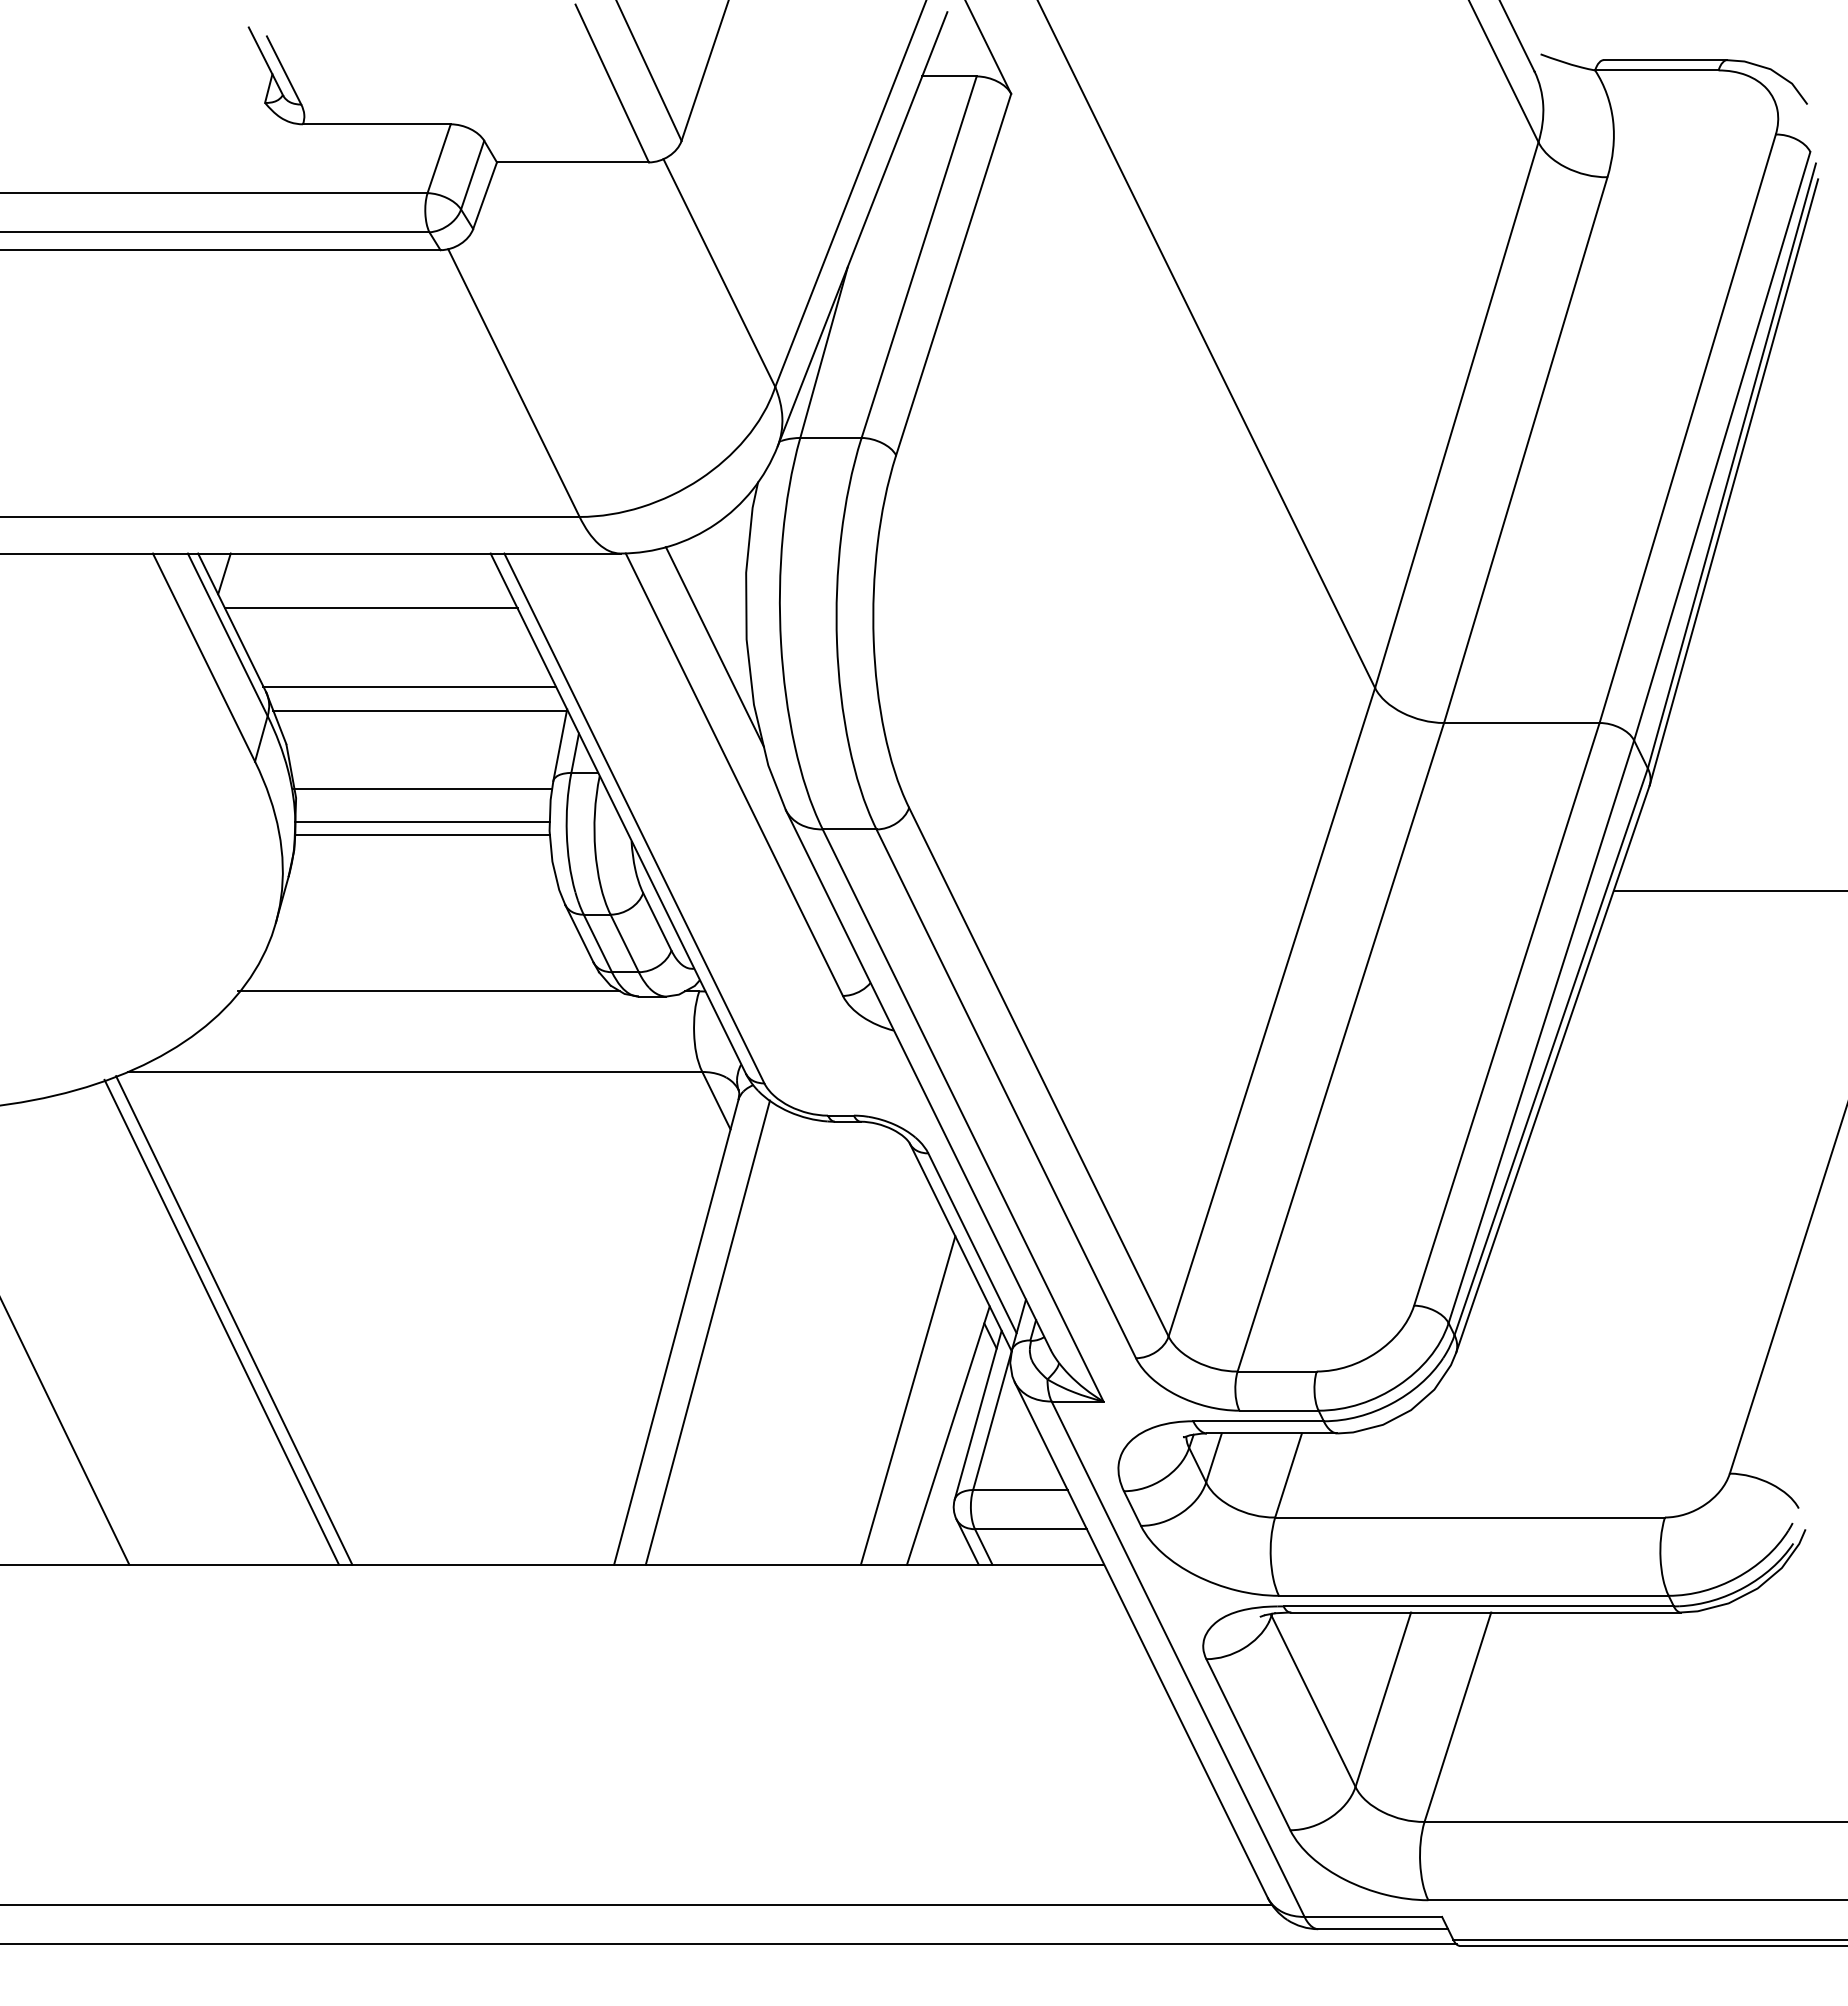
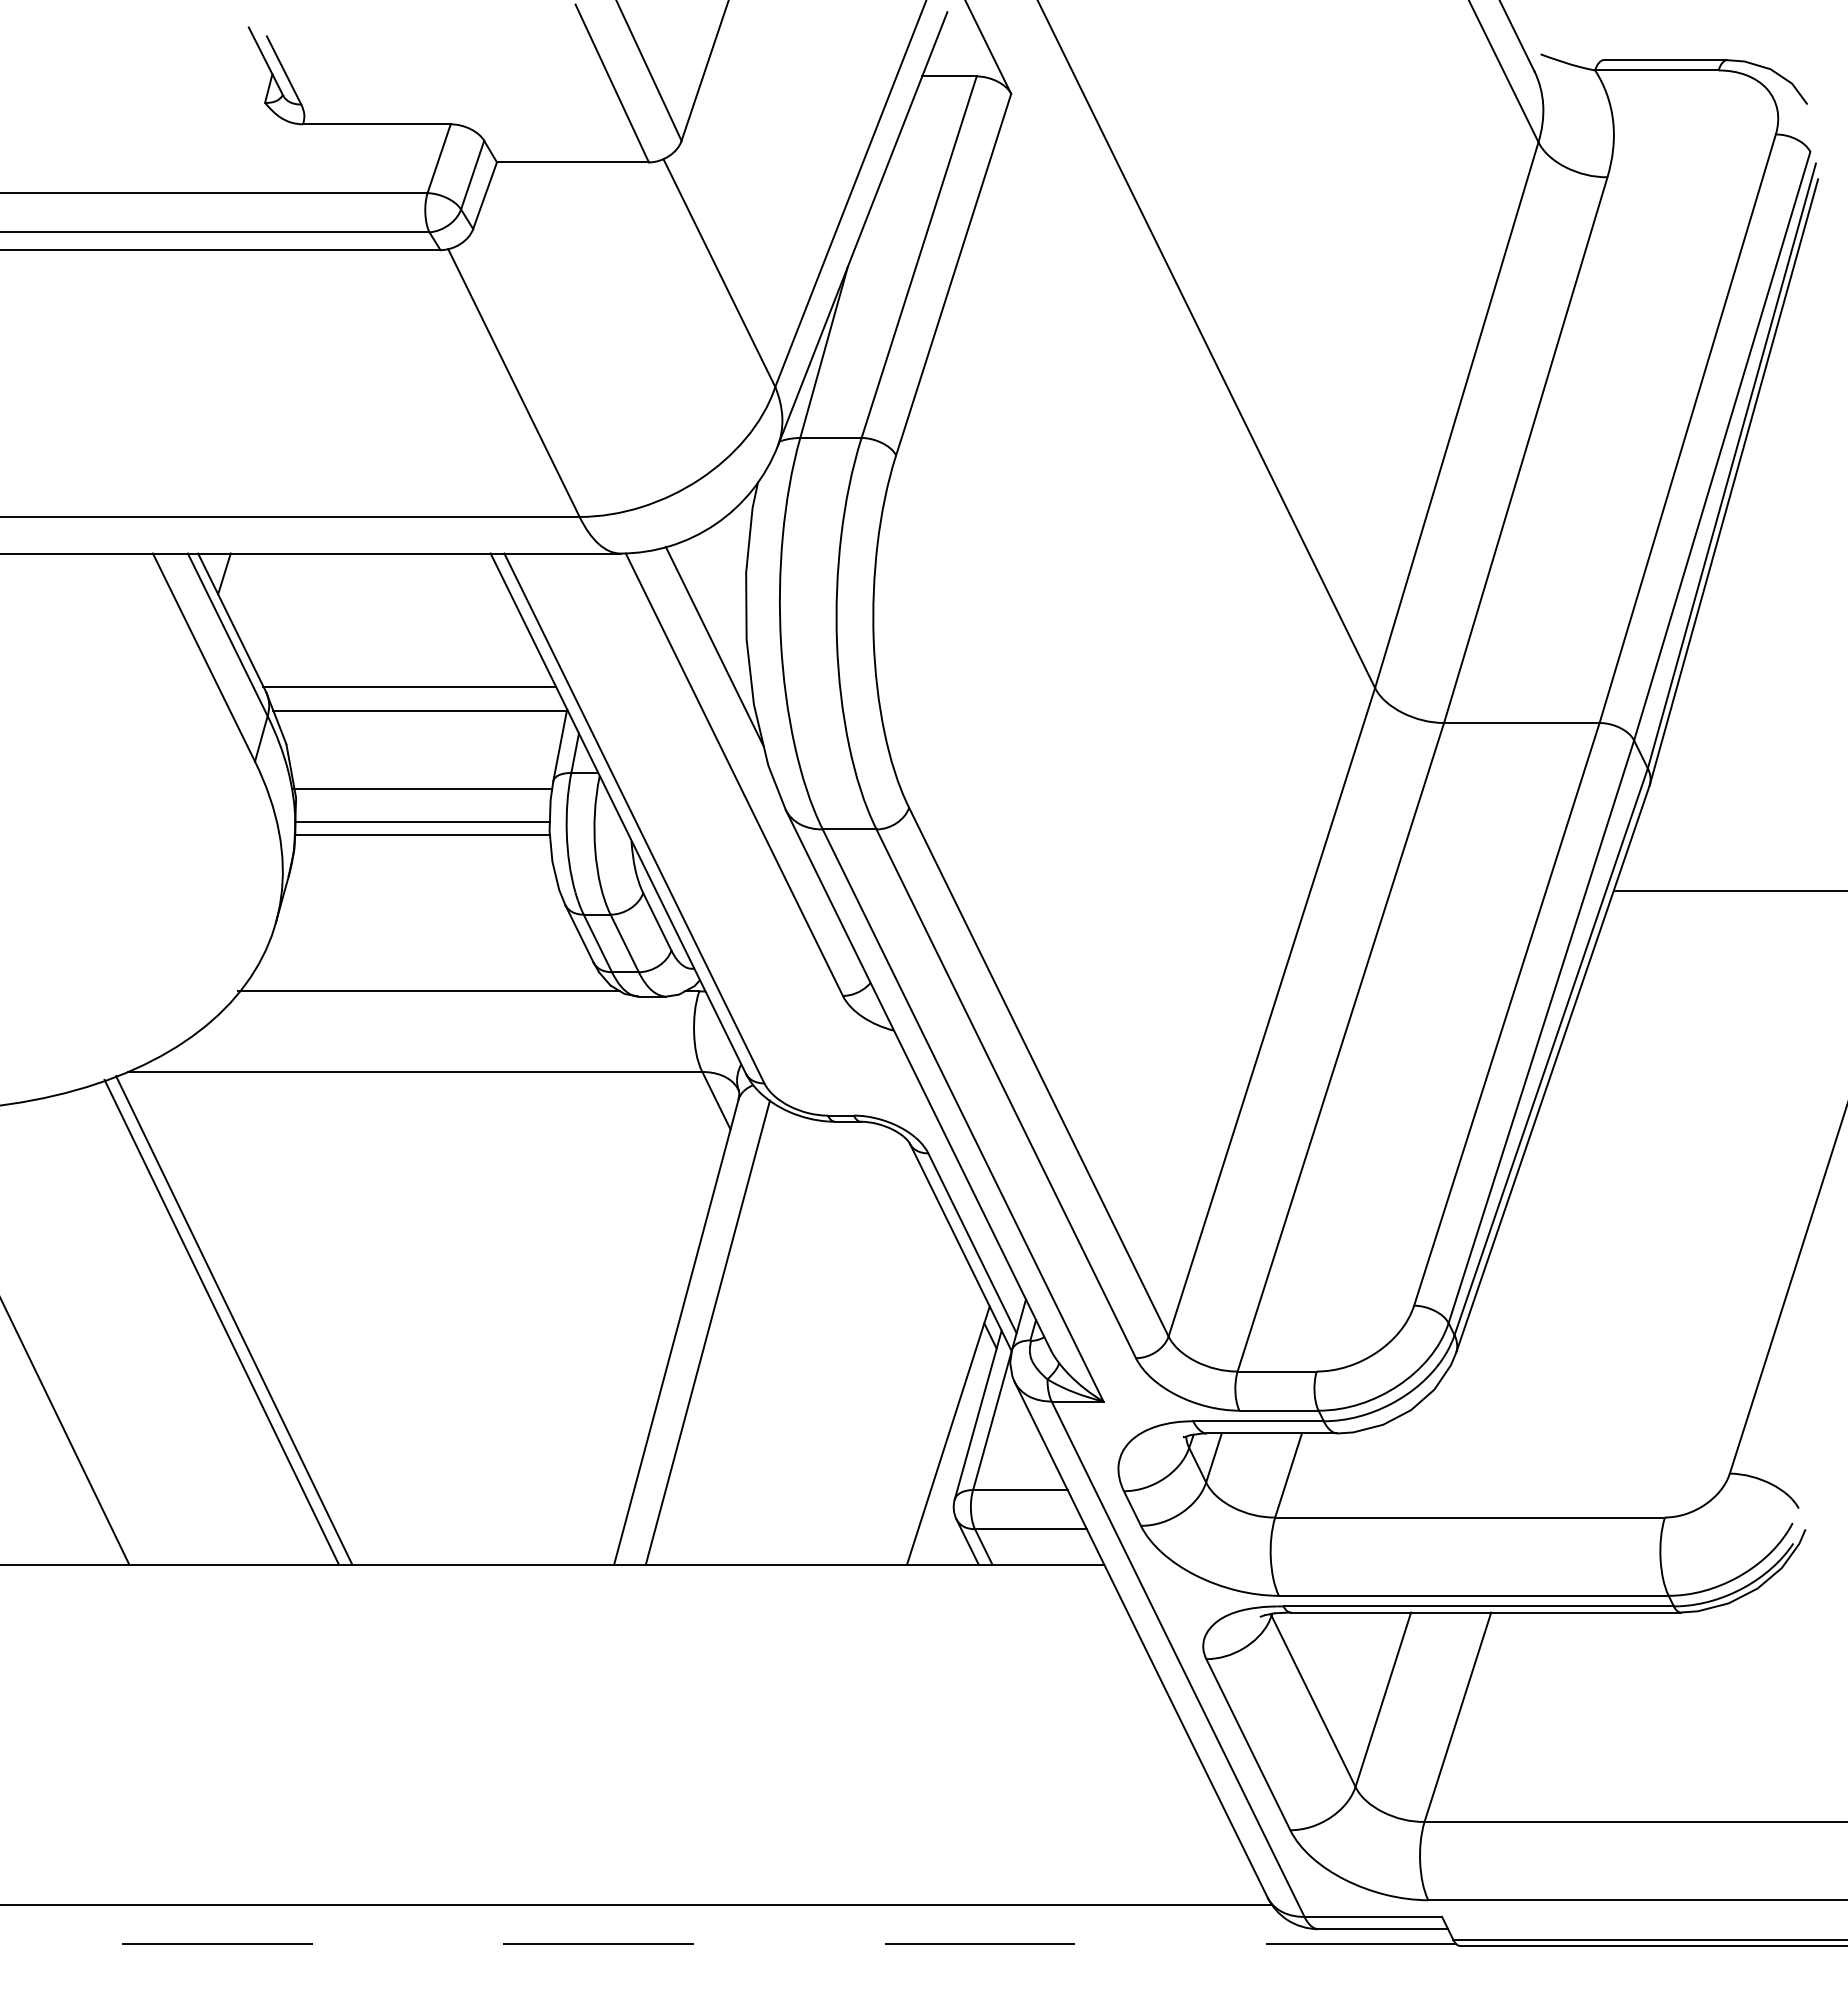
line: present -> none (371, 608)
line: present -> none (907, 1400)
line: solid -> dashed (728, 1944)
